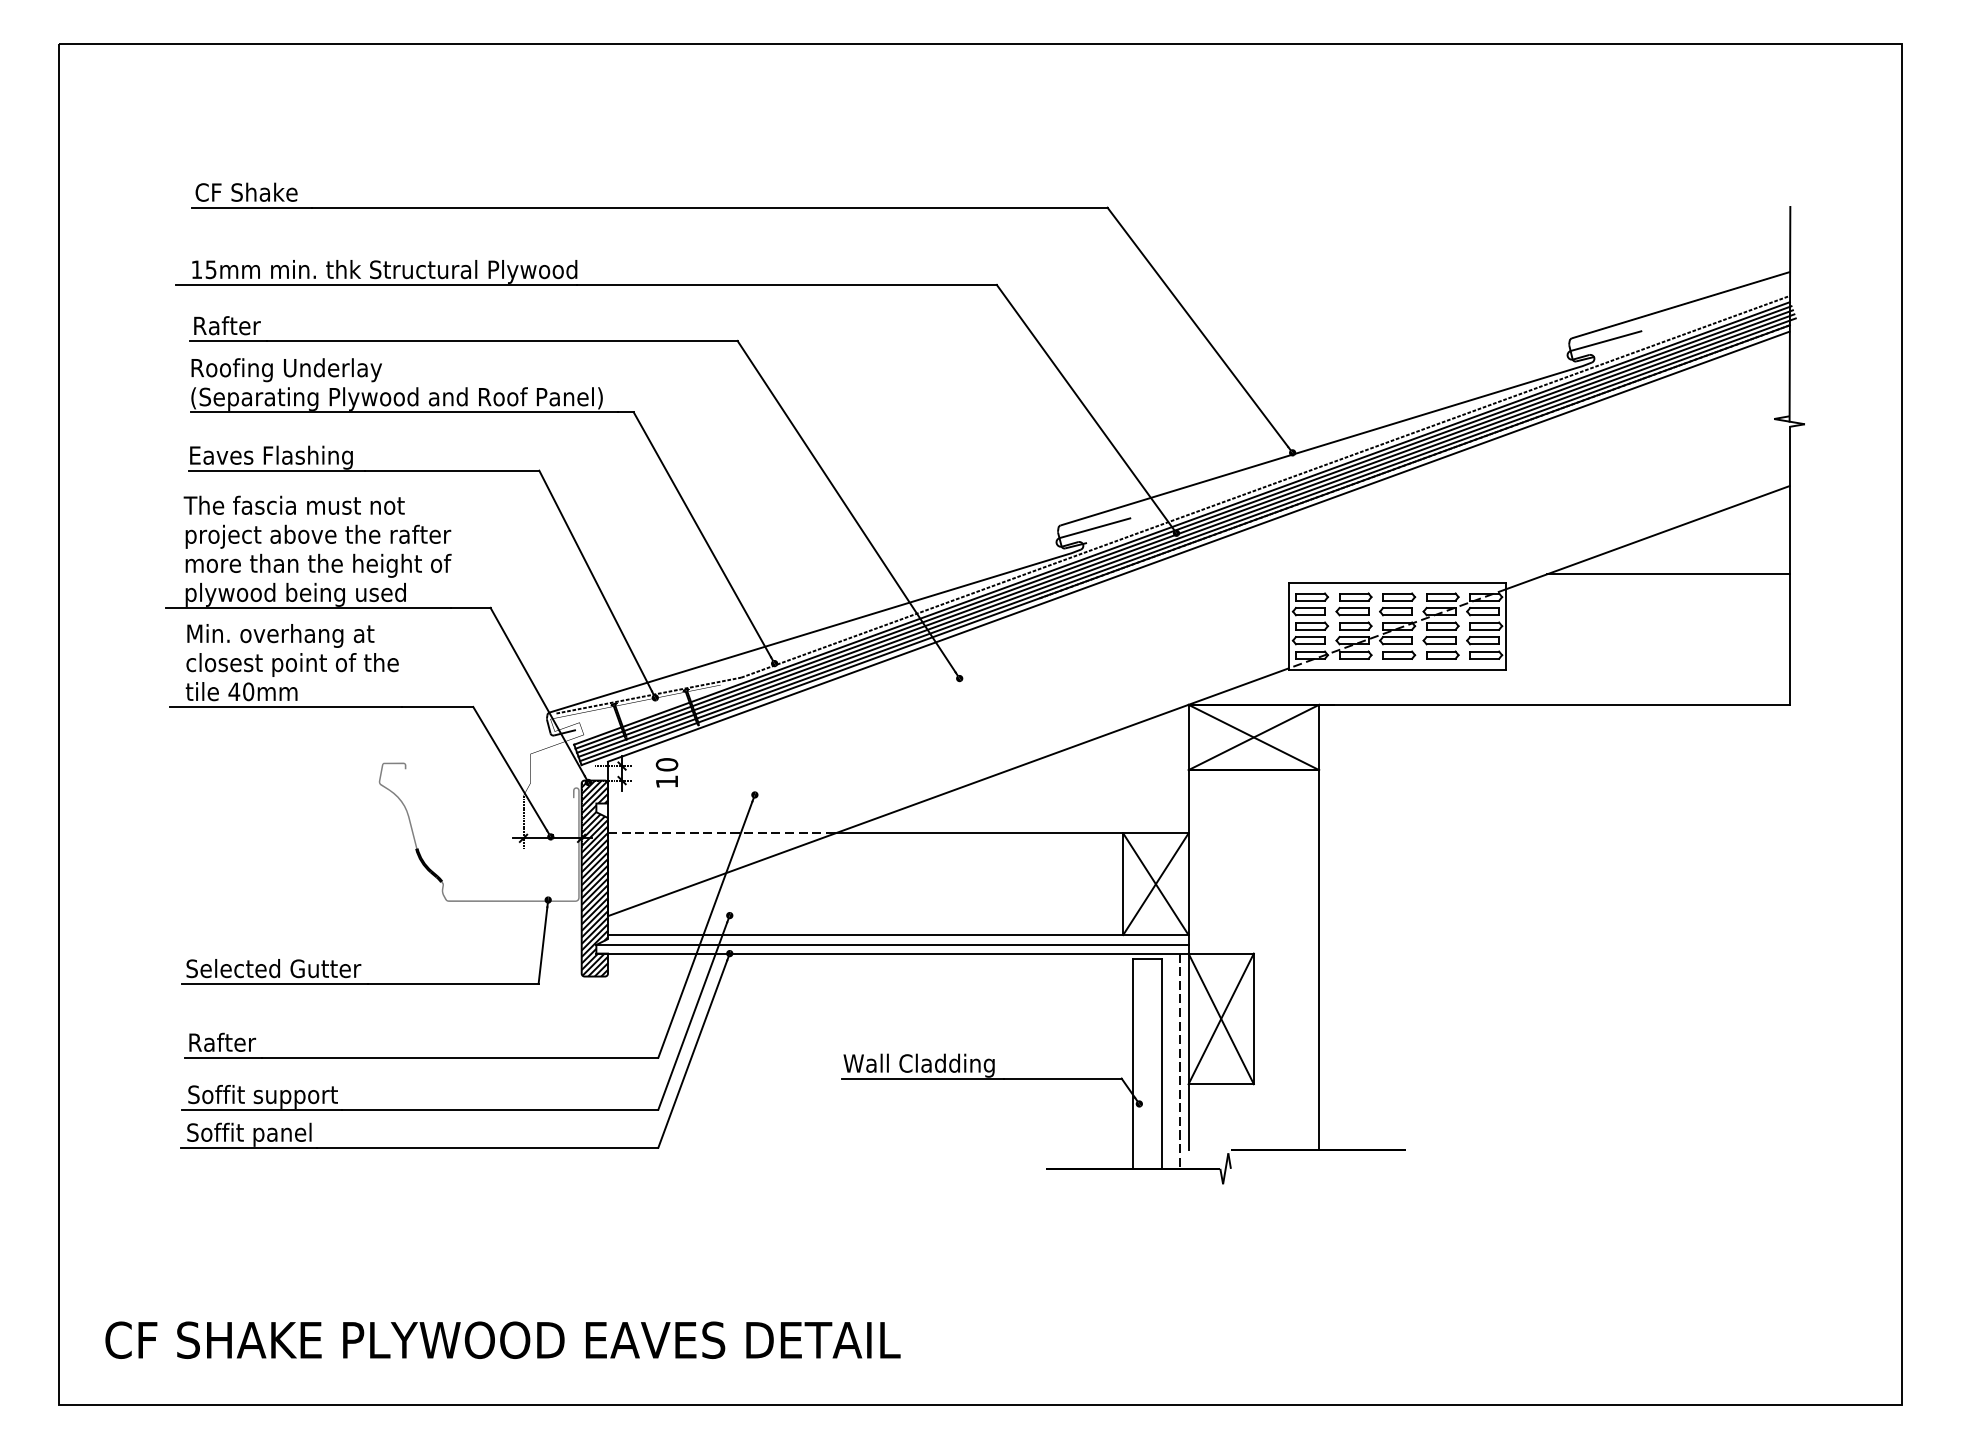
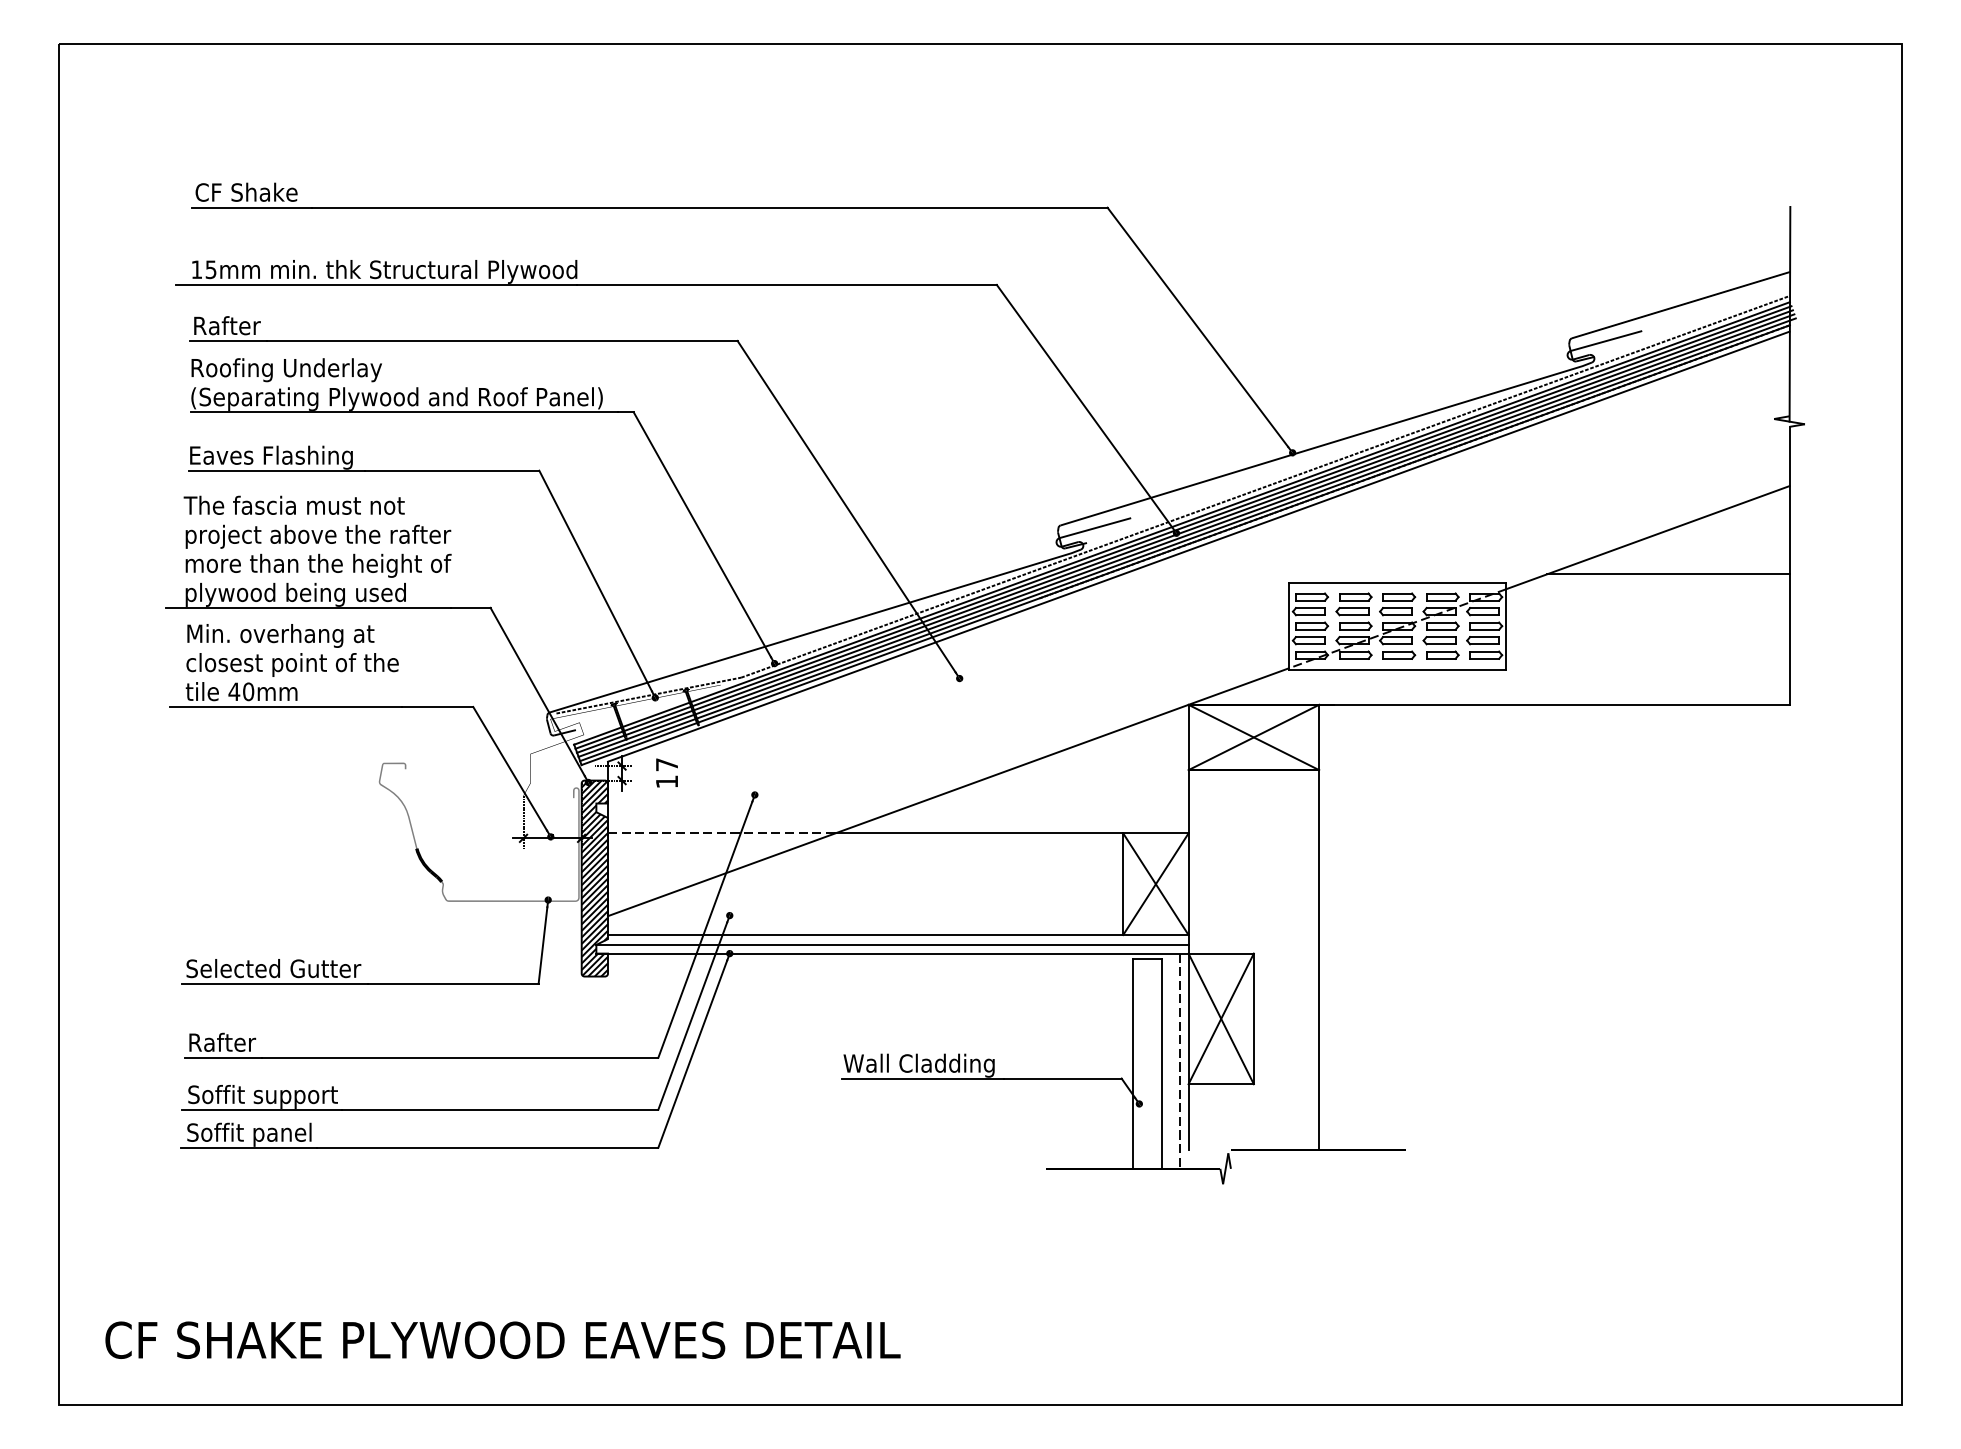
text: 10 -> 17 (666, 764)
